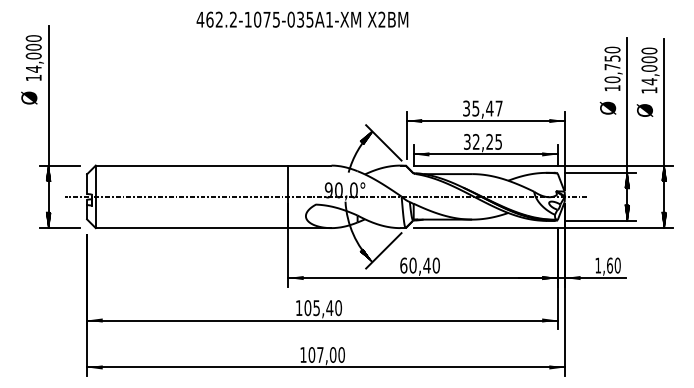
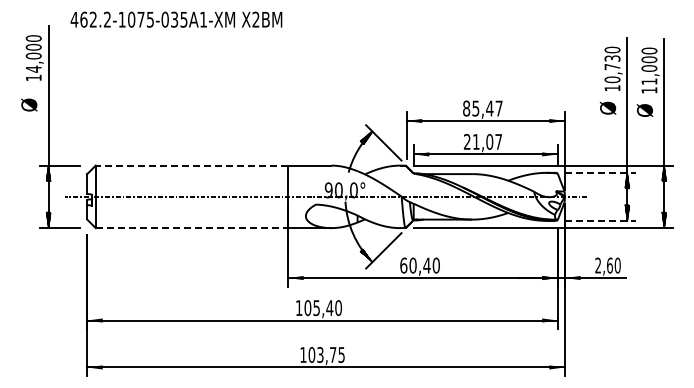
text position: (302, 19) -> (176, 19) (176, 19)
text: 10,750 -> 10,730 (611, 58)
text: 14,000 -> 11,000 (649, 81)
text position: (29, 97) -> (29, 104) (29, 104)
text: 35,47 -> 85,47 (466, 108)
text: 32,25 -> 21,07 (482, 141)
line: solid -> dashed (191, 165)
line: solid -> dashed (600, 172)
line: solid -> dashed (600, 220)
line: solid -> dashed (192, 228)
text: 1,60 -> 2,60 (597, 265)
text: 107,00 -> 103,75 (330, 354)
